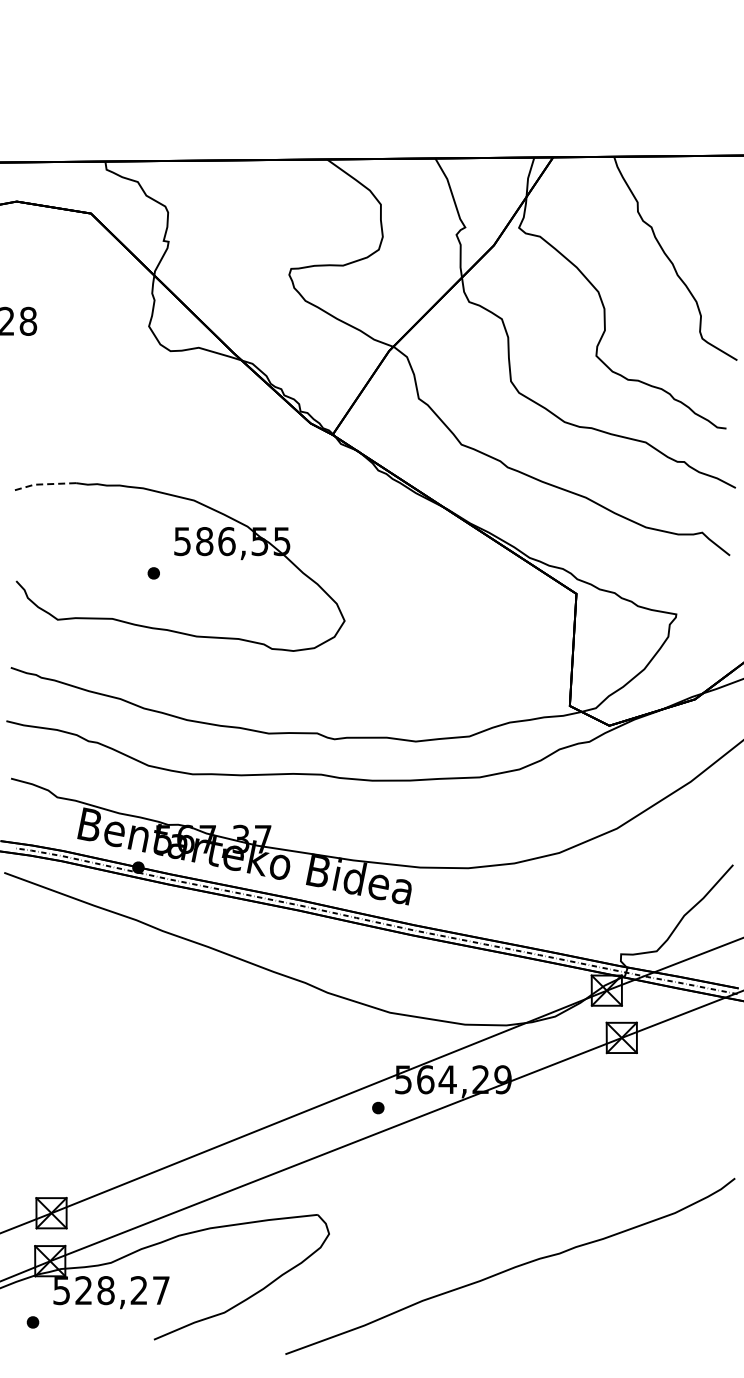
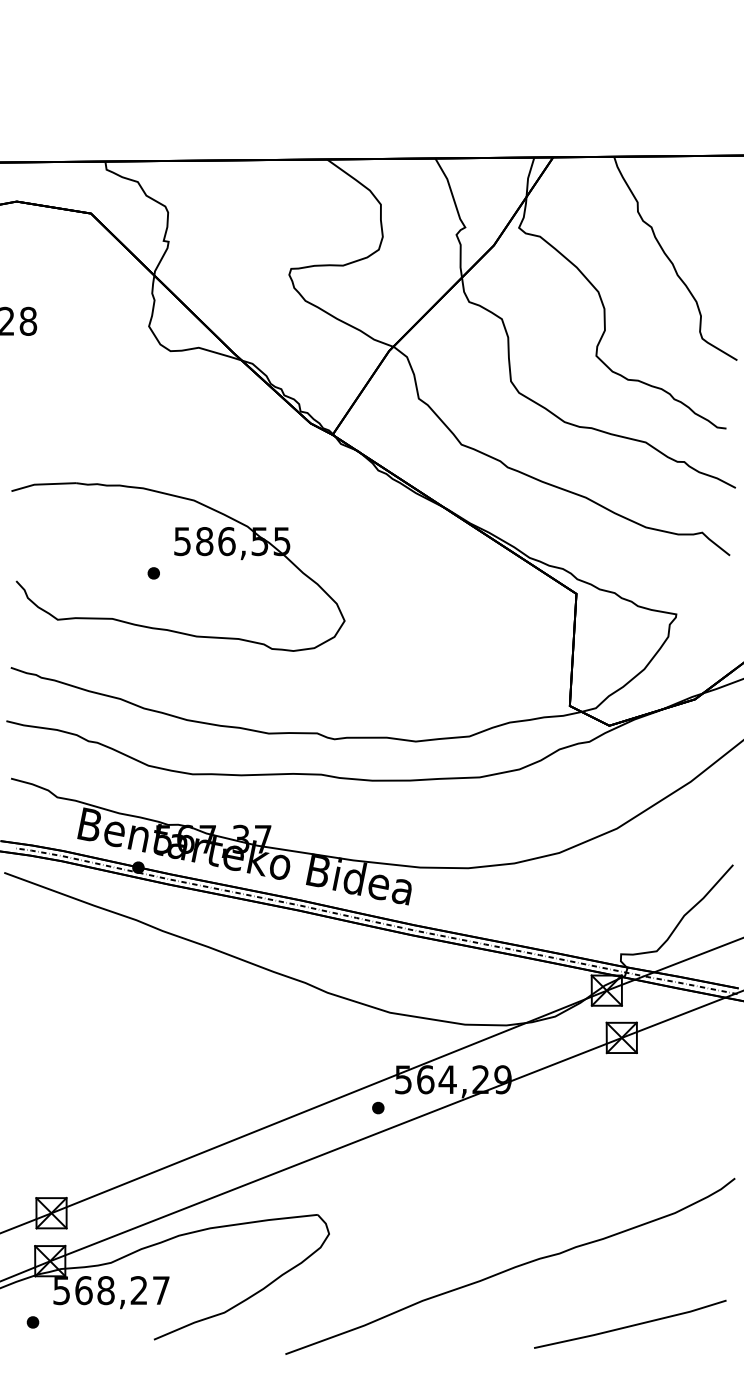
line: dashed -> solid (42, 484)
text: 528,27 -> 568,27 (83, 1290)
line: none -> present (630, 1325)
